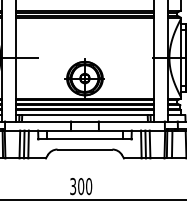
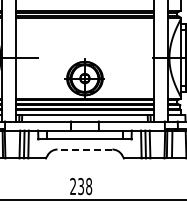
line: solid -> dashed (84, 149)
text: 300 -> 238 (81, 186)
